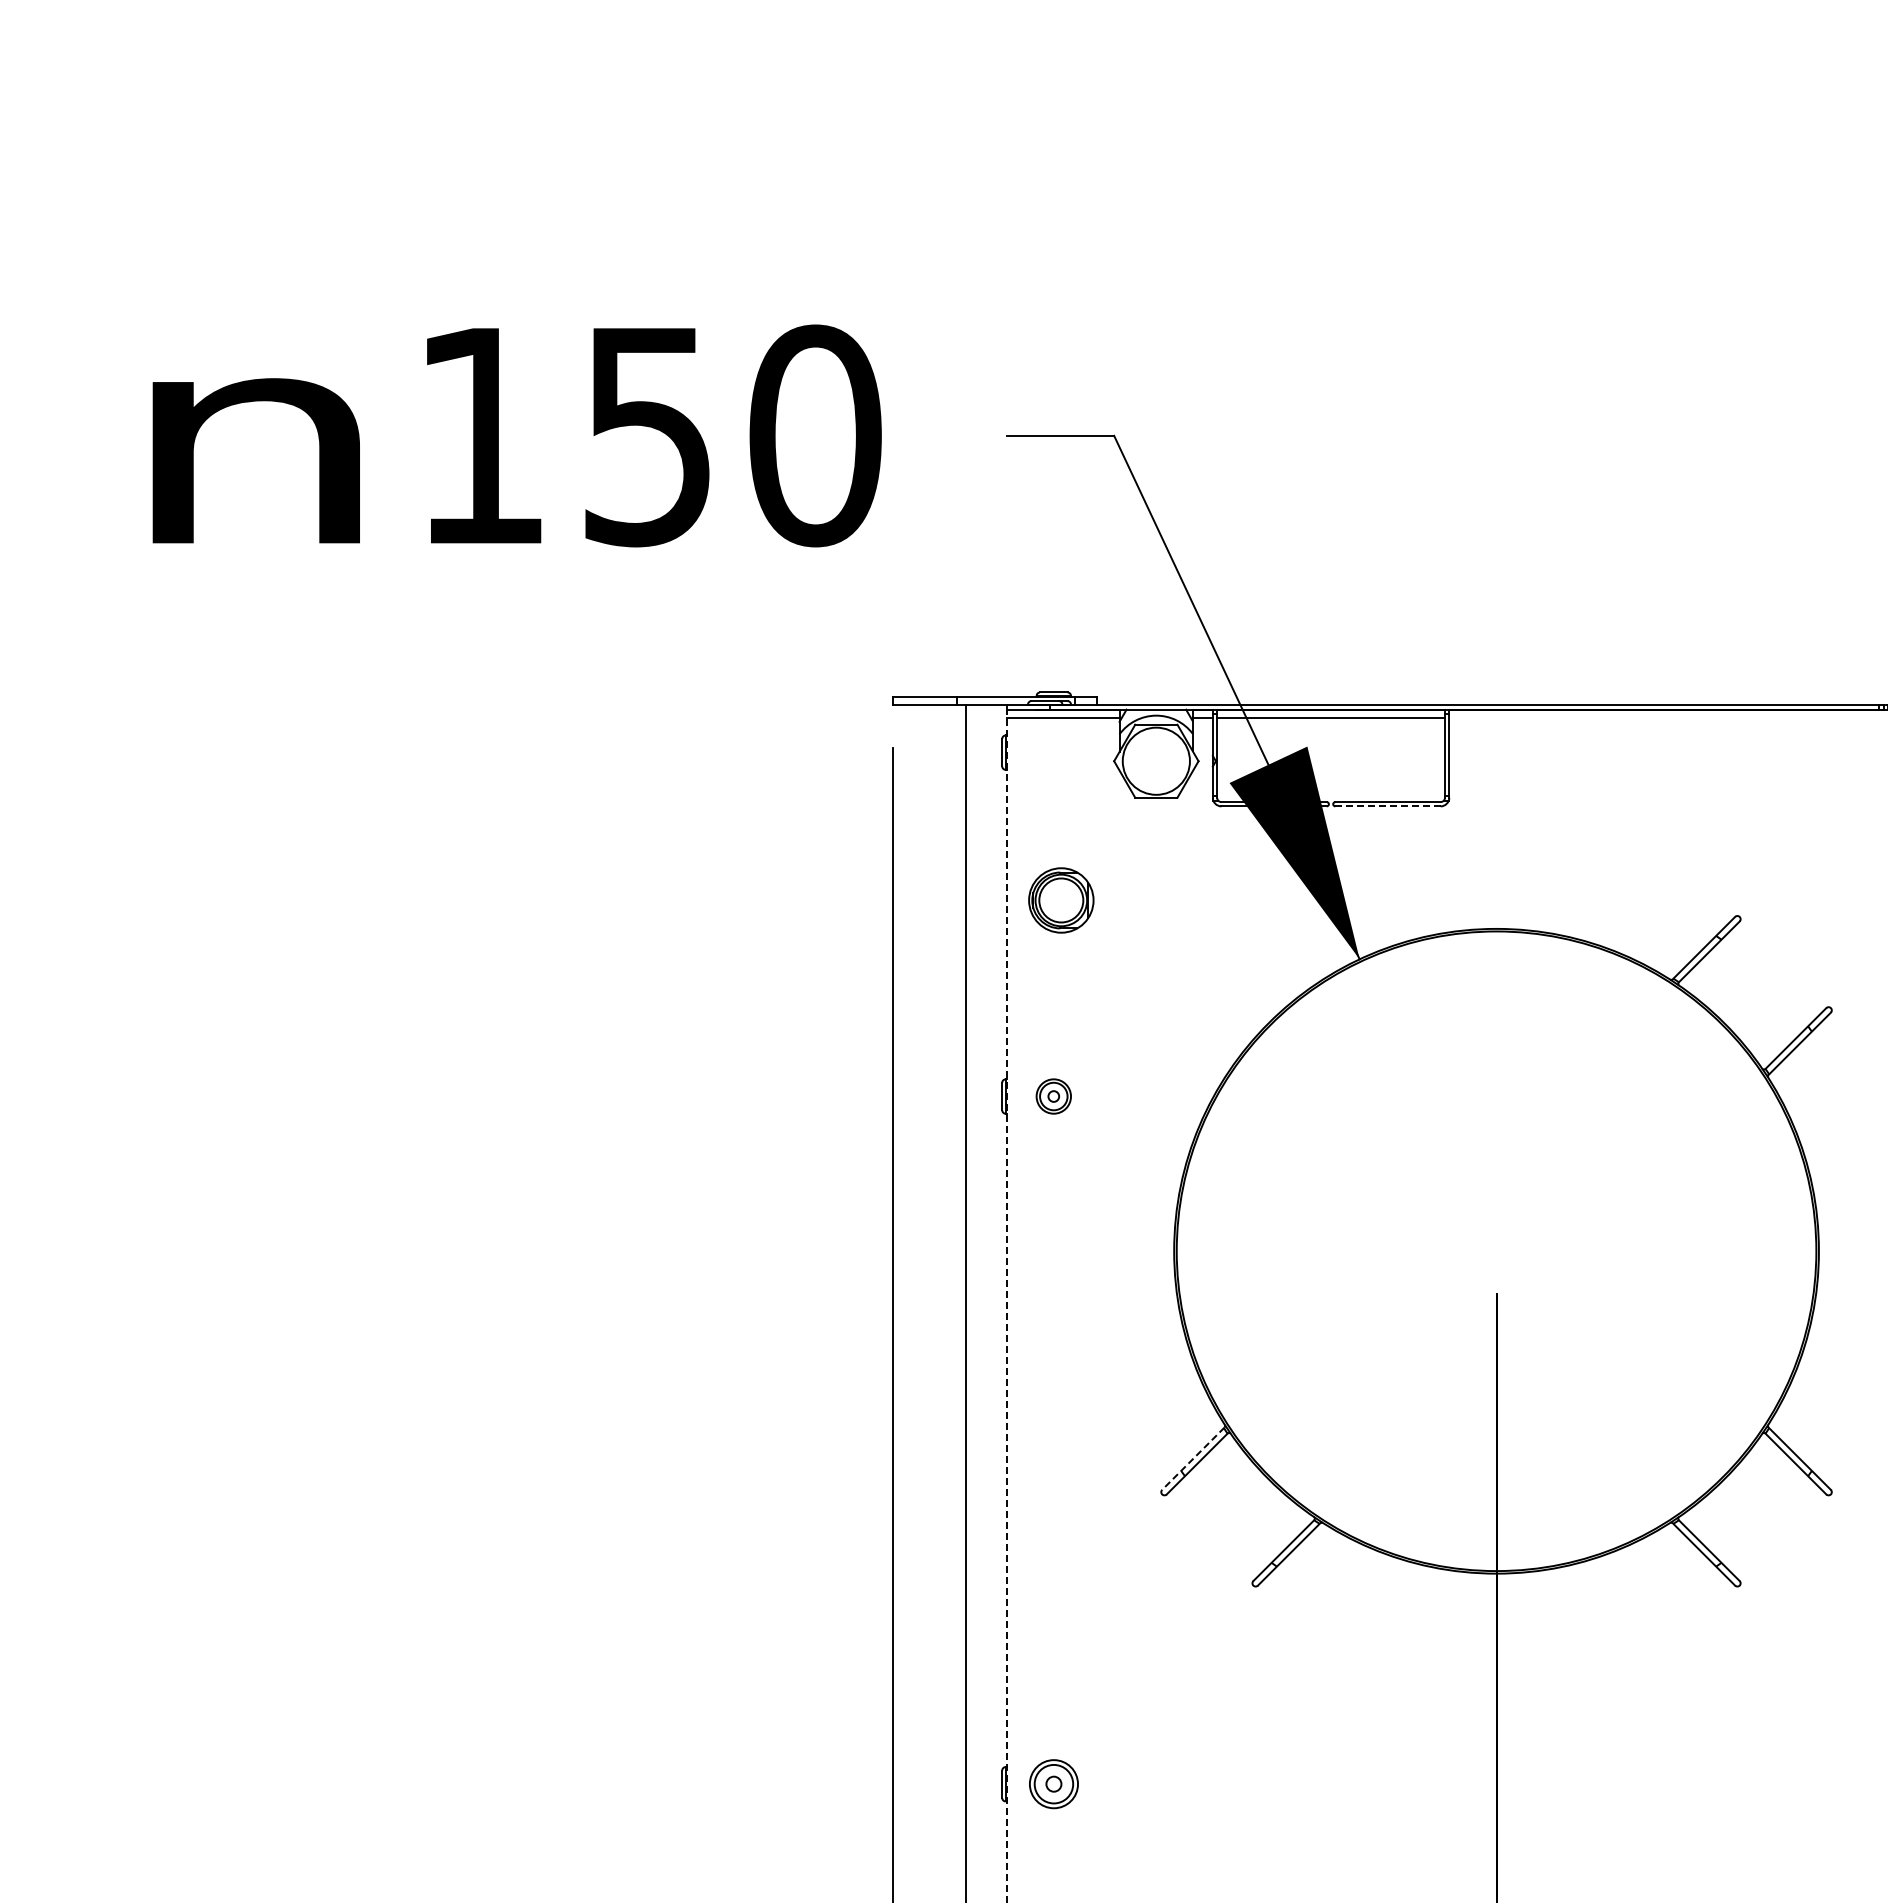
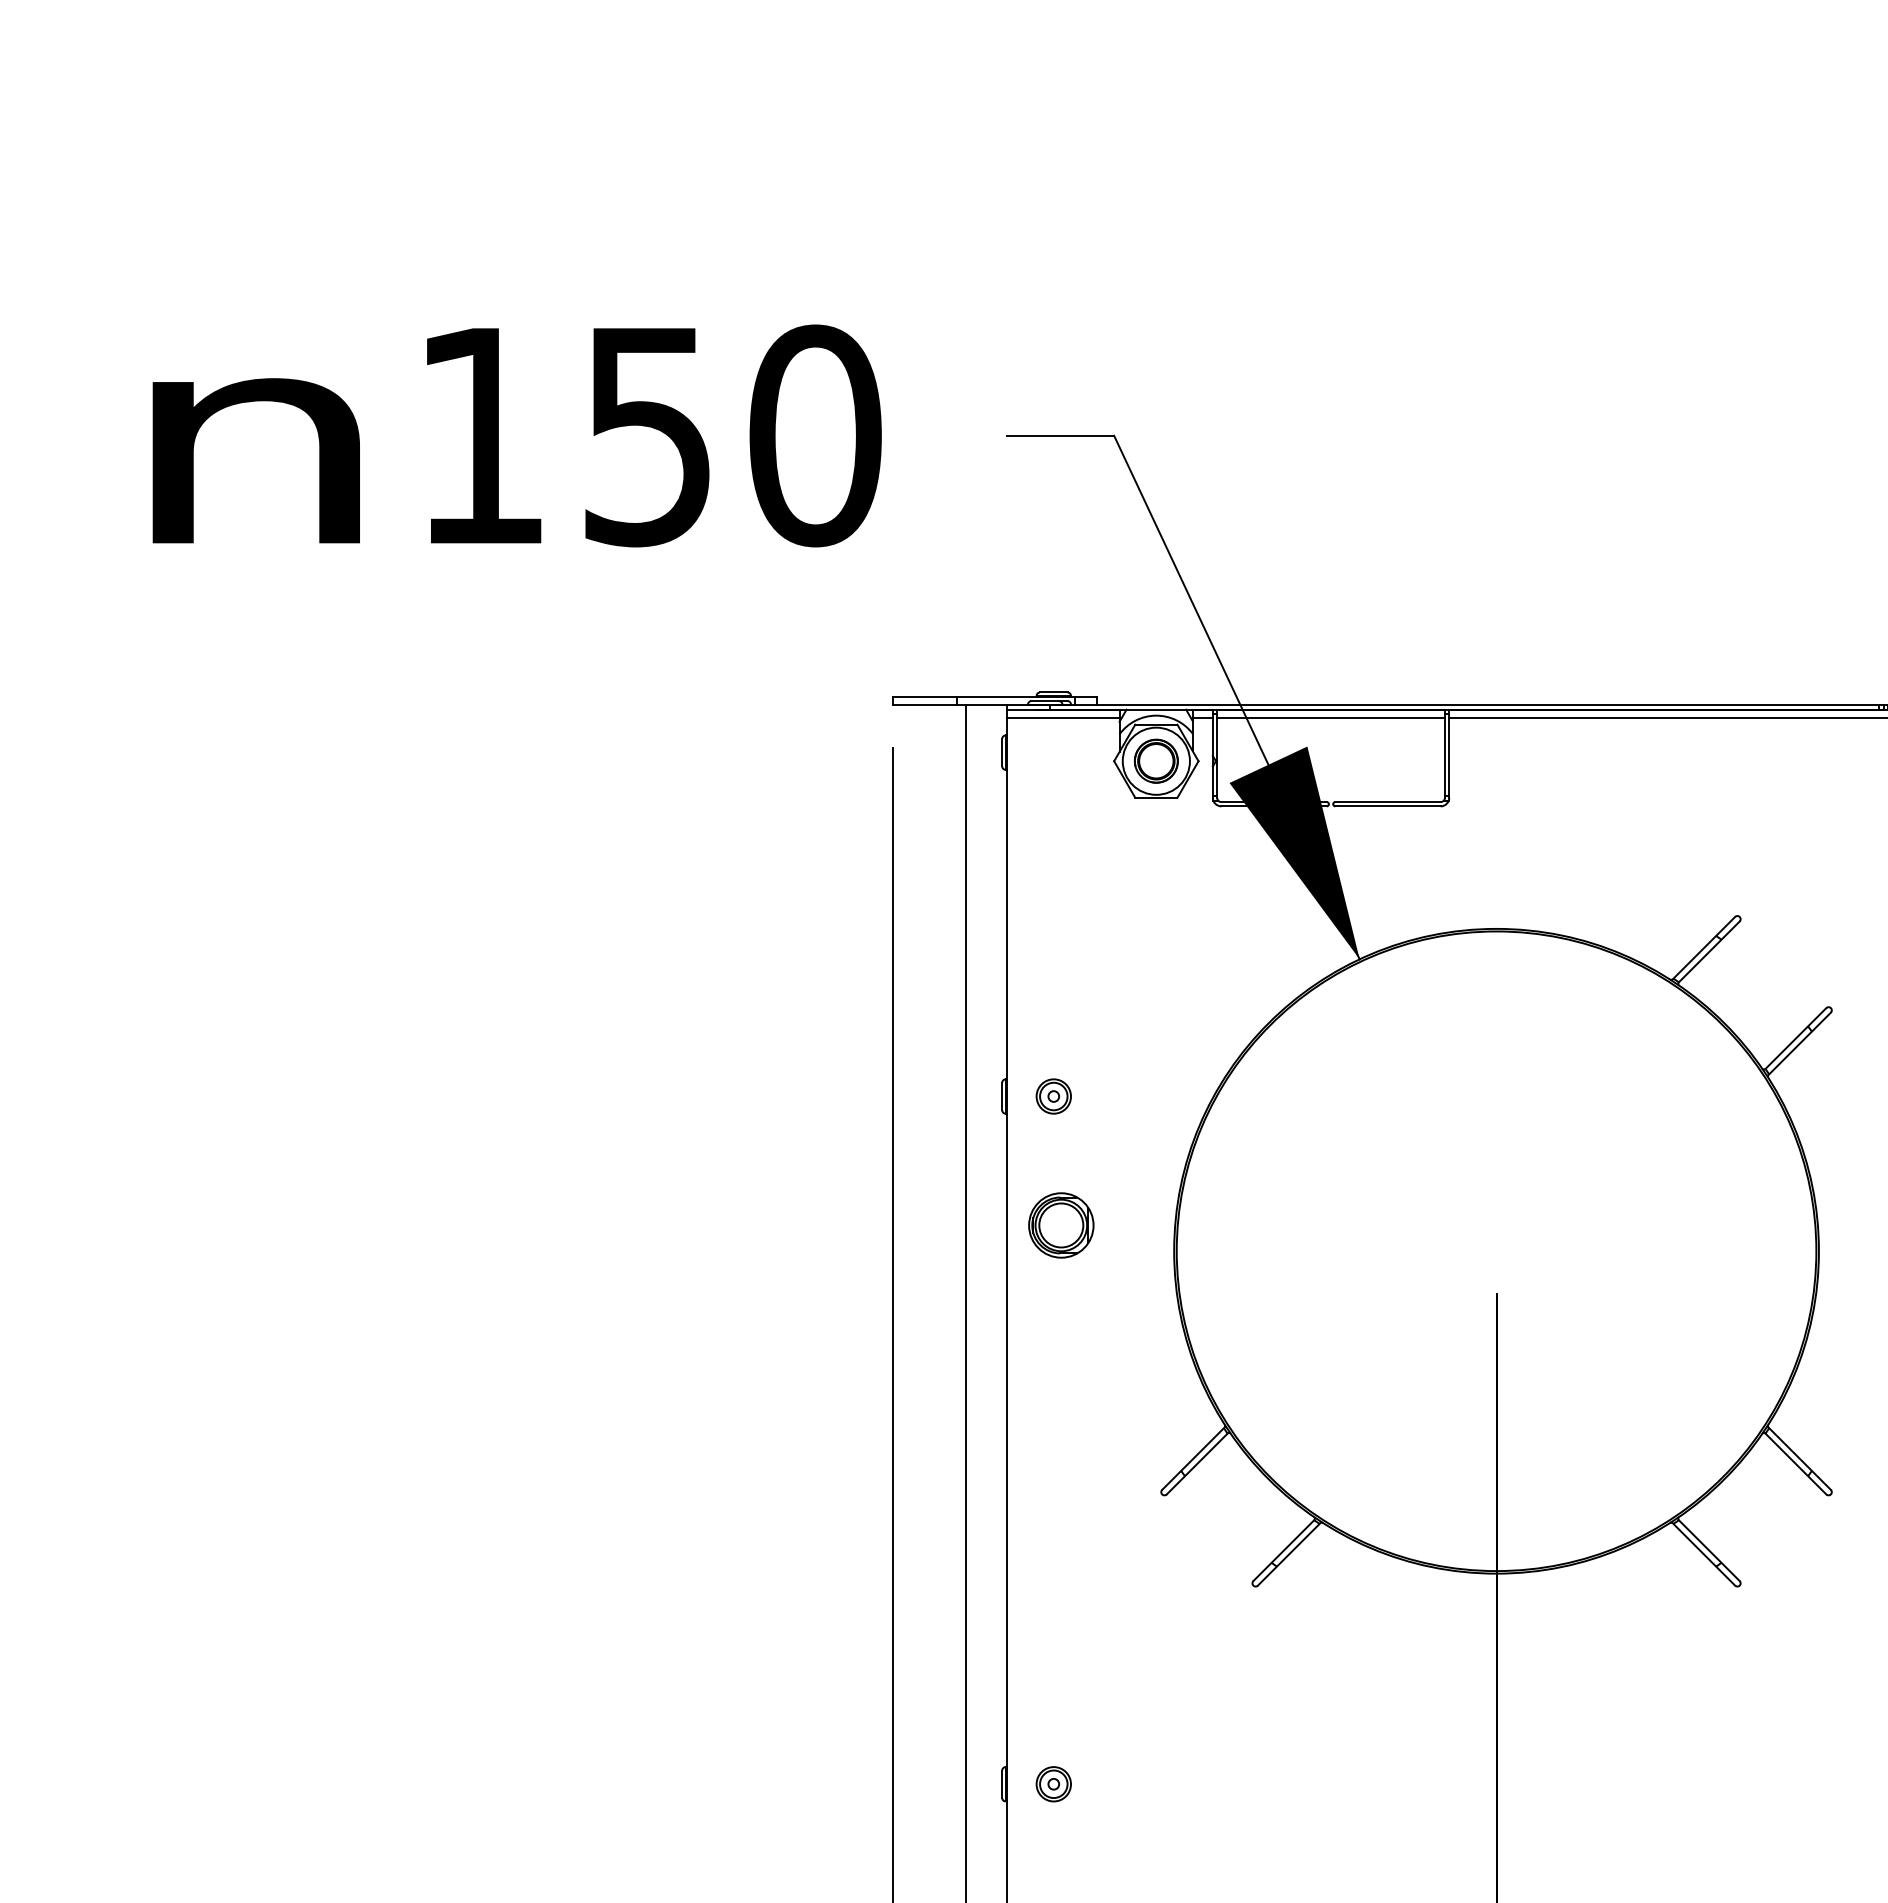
line: none -> present (1666, 718)
part: none -> present (1155, 760)
line: dashed -> solid (1388, 806)
part position: (1061, 900) -> (1061, 1225) (1061, 1225)
line: dashed -> solid (1006, 1305)
line: dashed -> solid (1193, 1459)
part size: 50x51 px -> 37x37 px (1053, 1784)
